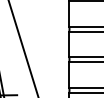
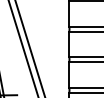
line: none -> present (29, 48)
